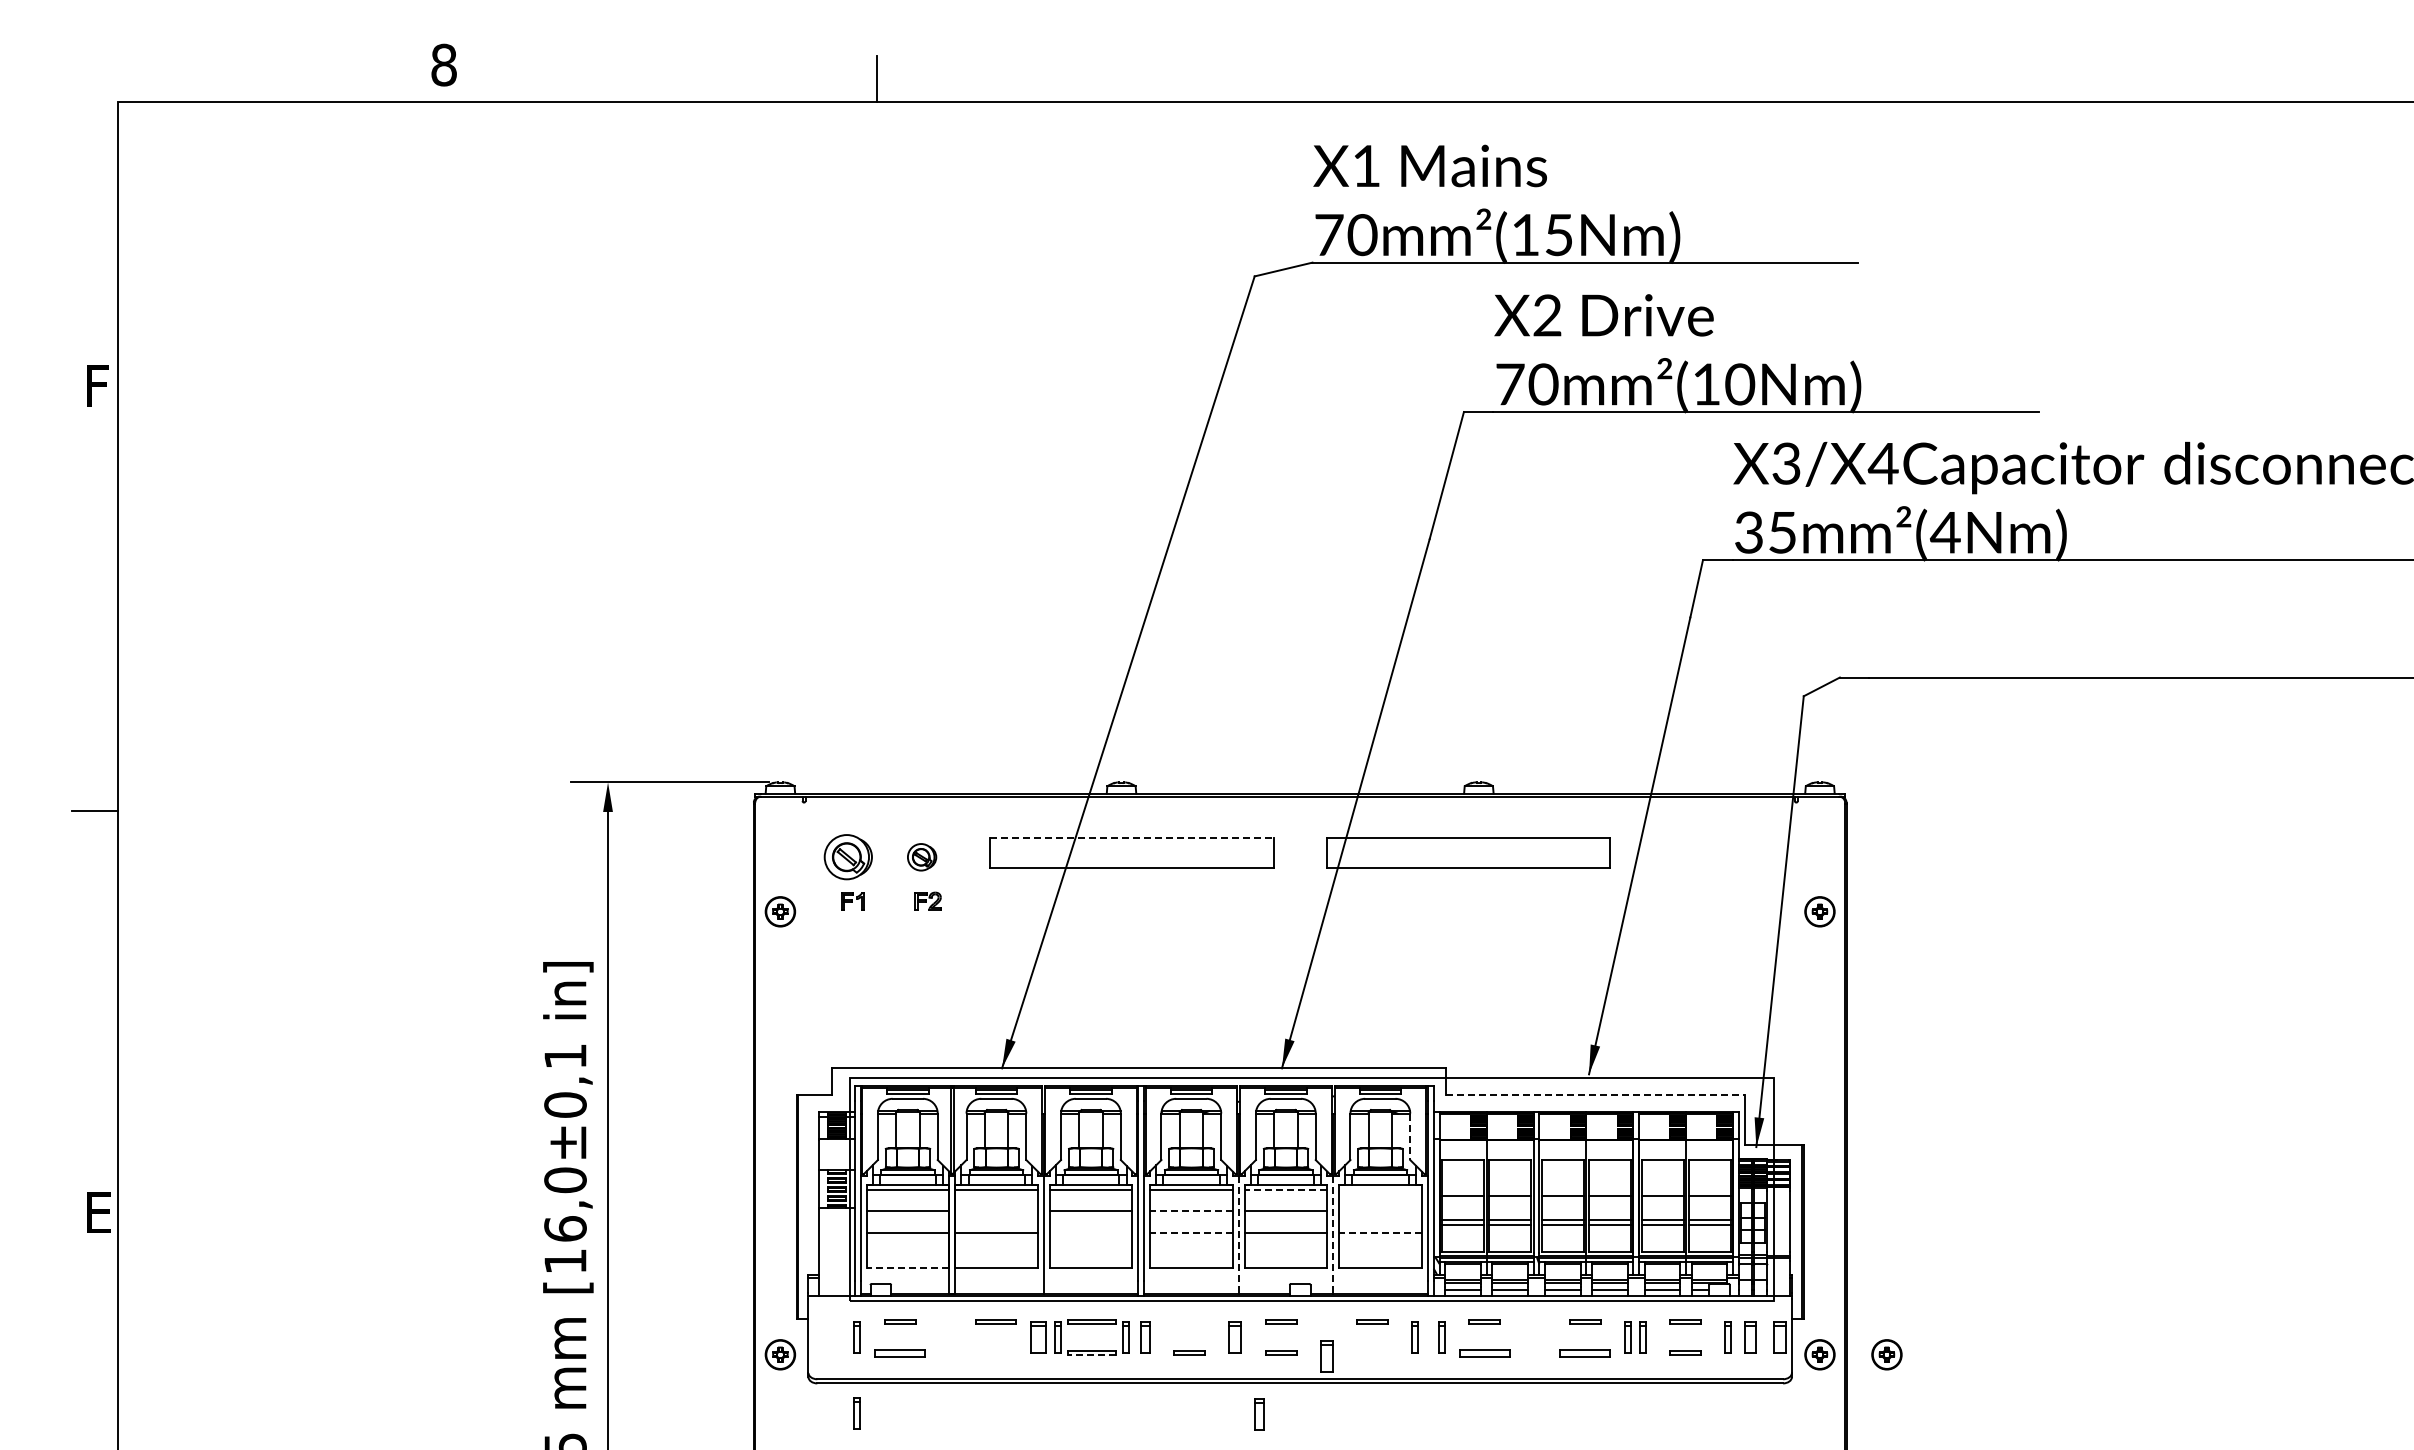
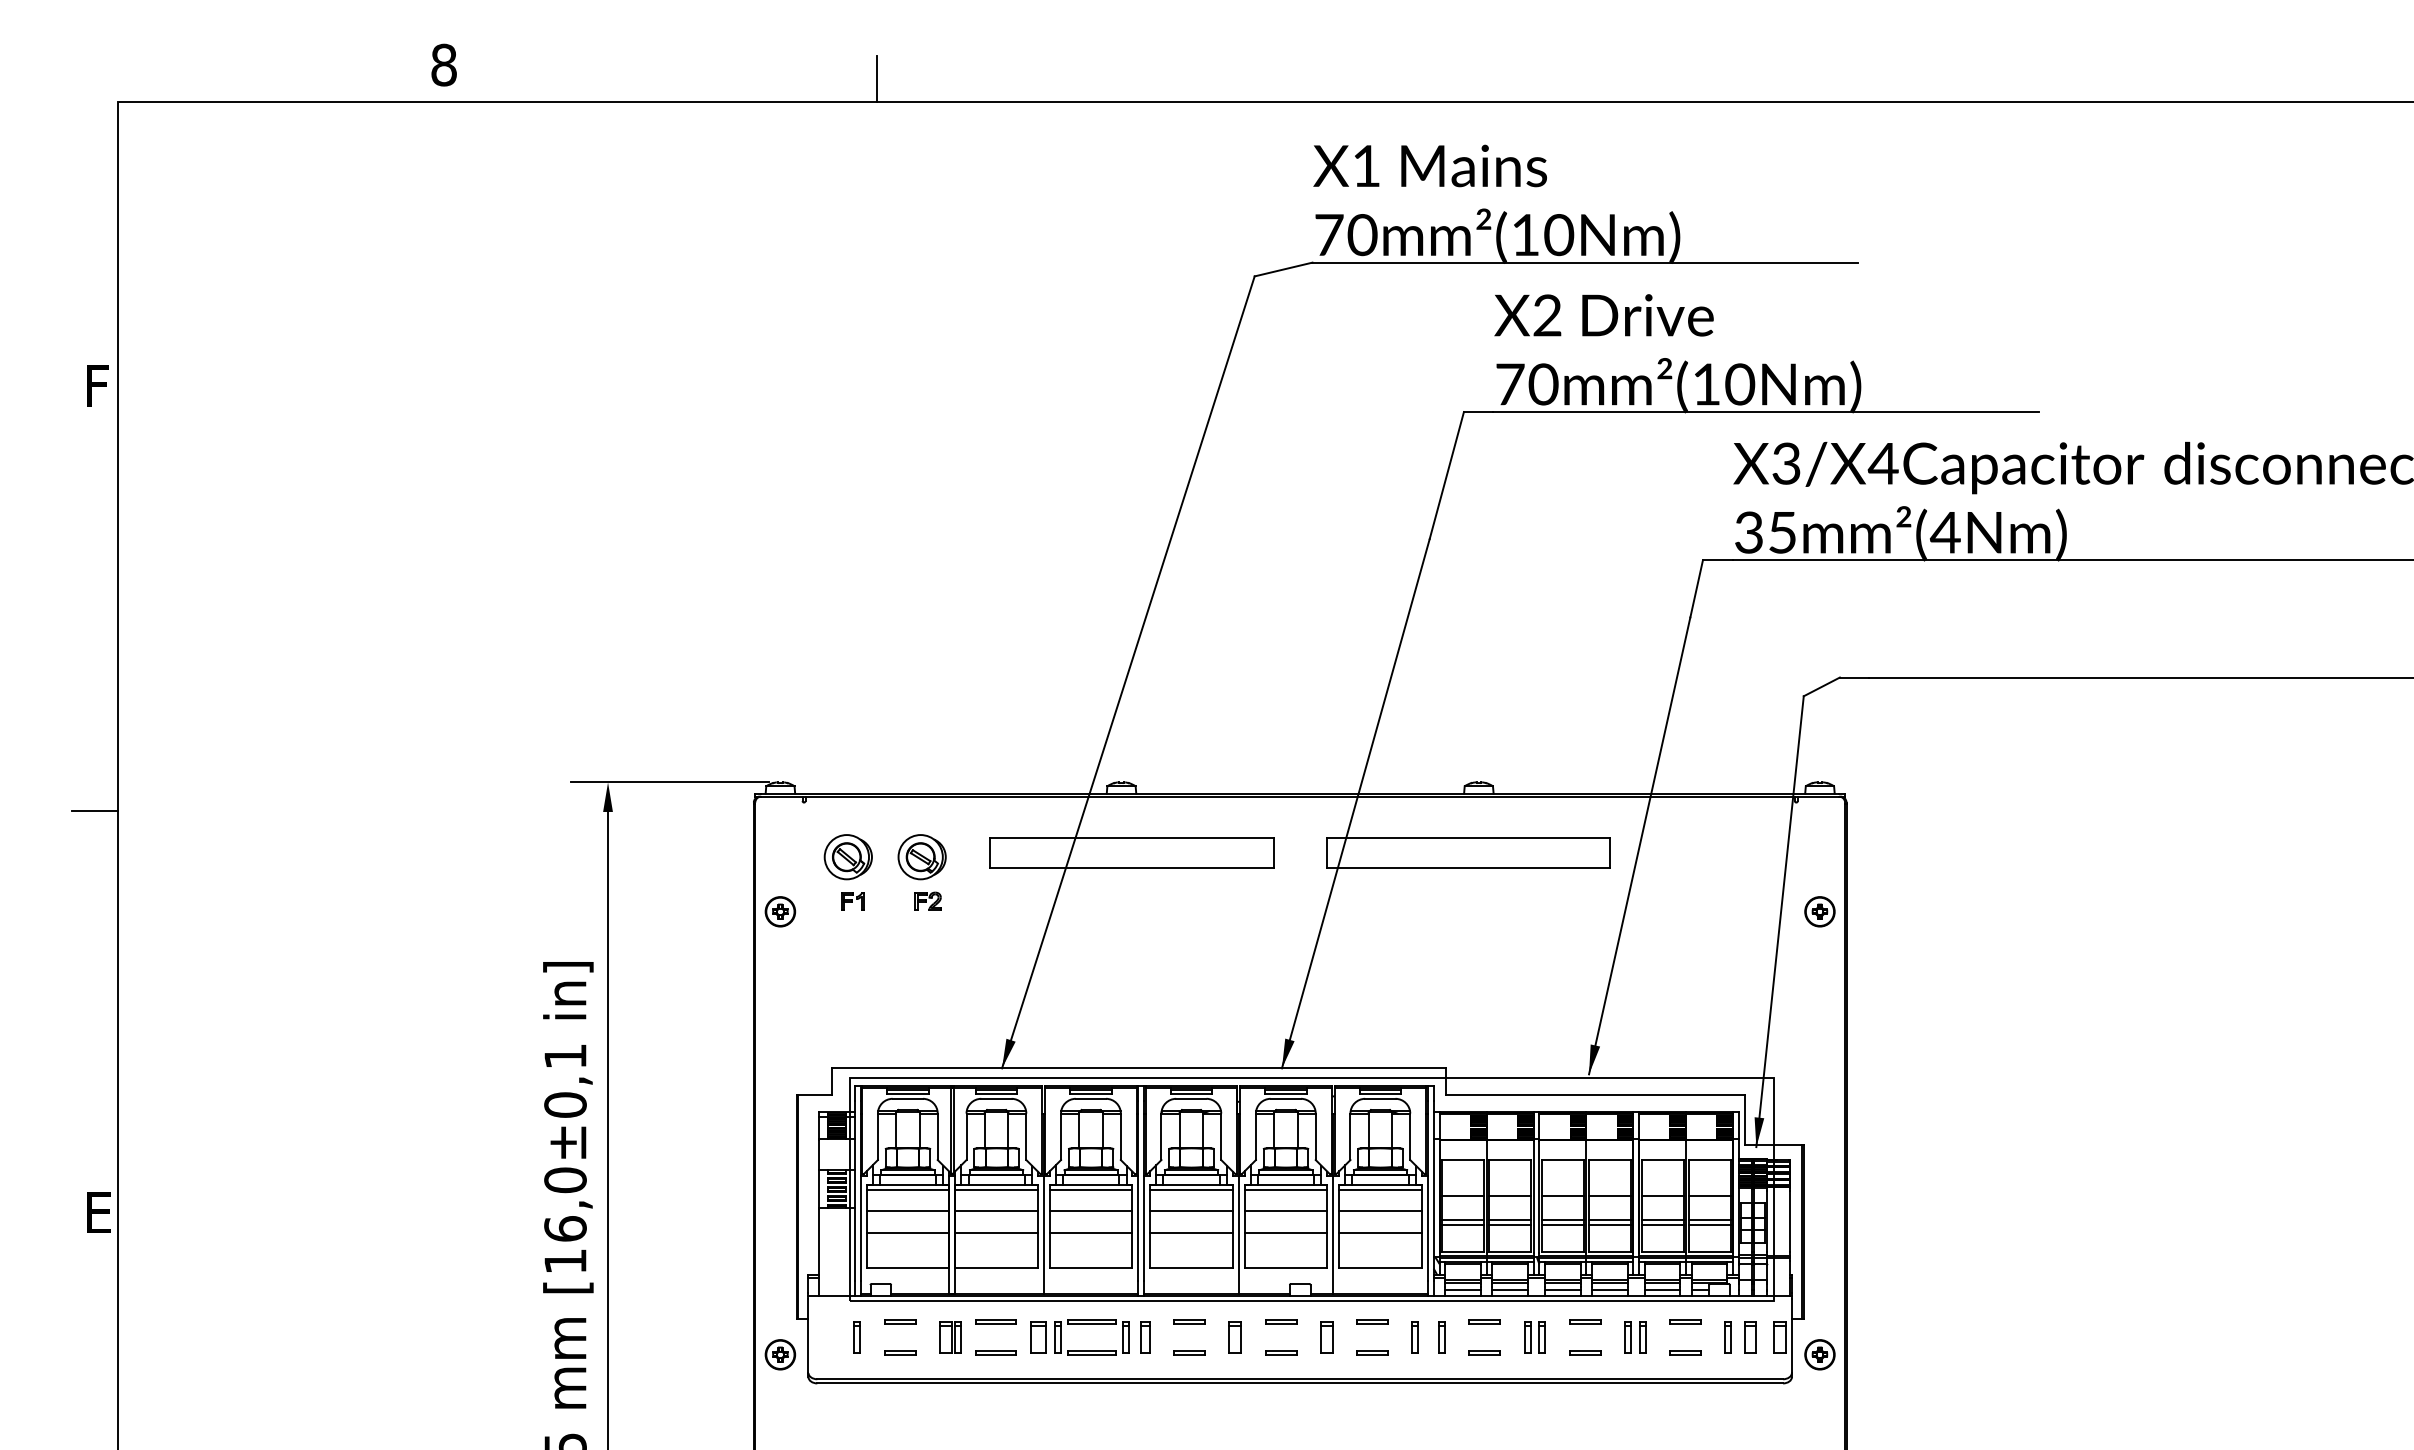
text: 70mm²(15Nm) -> 70mm²(10Nm) (1559, 235)
line: dashed -> solid (1131, 837)
part size: 31x29 px -> 50x47 px (921, 857)
line: dashed -> solid (1596, 1094)
line: dashed -> solid (1410, 1137)
line: dashed -> solid (1285, 1190)
line: none -> present (1380, 1190)
line: none -> present (996, 1210)
line: dashed -> solid (1191, 1210)
line: none -> present (1380, 1210)
line: none -> present (1090, 1232)
line: dashed -> solid (1191, 1232)
line: dashed -> solid (1380, 1232)
line: dashed -> solid (1238, 1235)
line: dashed -> solid (1333, 1235)
line: dashed -> solid (907, 1267)
part: none -> present (1189, 1321)
part: none -> present (950, 1337)
part: none -> present (1534, 1337)
part: none -> present (995, 1352)
part: none -> present (1372, 1352)
part size: 52x9 px -> 33x6 px (900, 1352)
part size: 52x9 px -> 33x6 px (1484, 1352)
part size: 52x9 px -> 33x6 px (1585, 1352)
part: present -> none (1886, 1354)
line: dashed -> solid (1091, 1355)
part position: (1326, 1356) -> (1326, 1337) (1326, 1337)
part: present -> none (856, 1413)
part: present -> none (1259, 1414)
